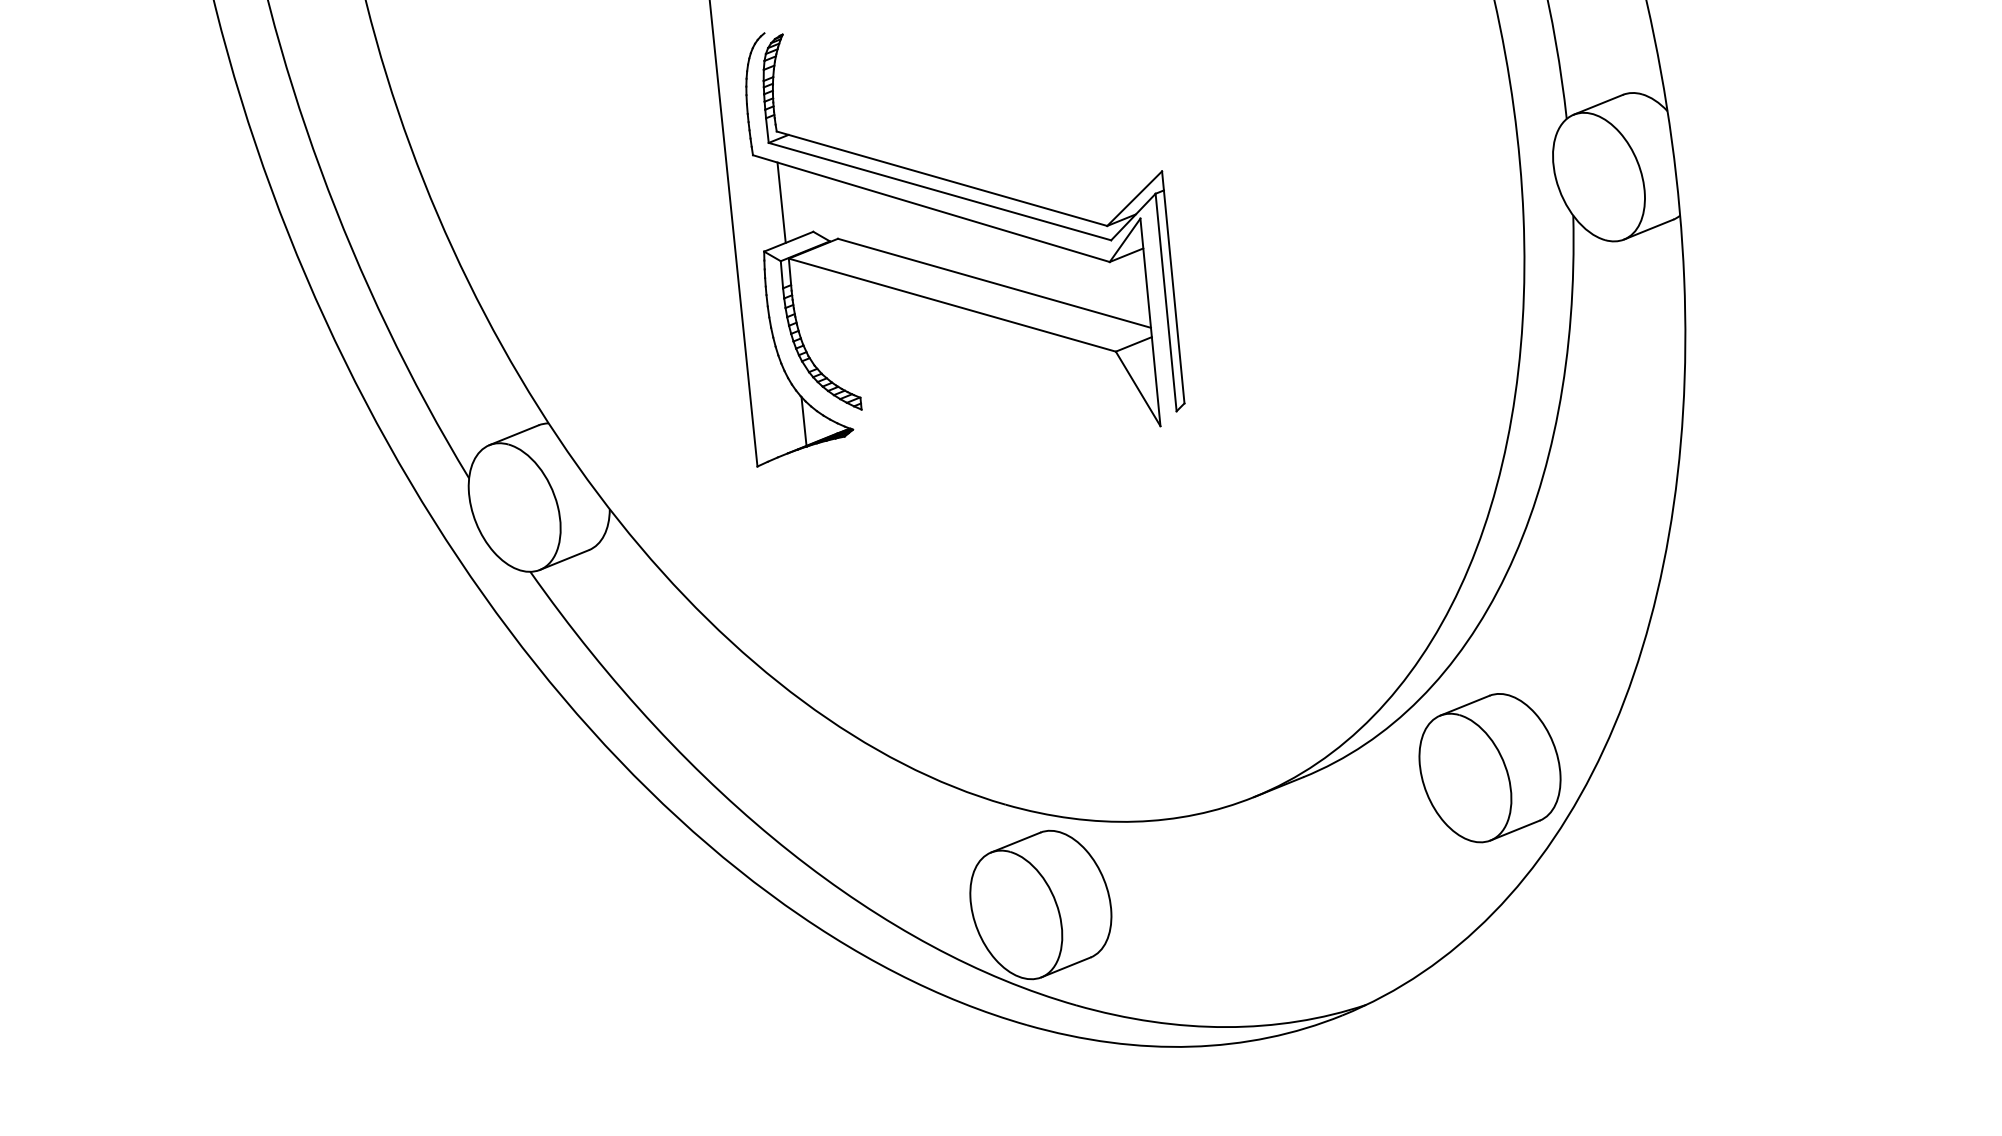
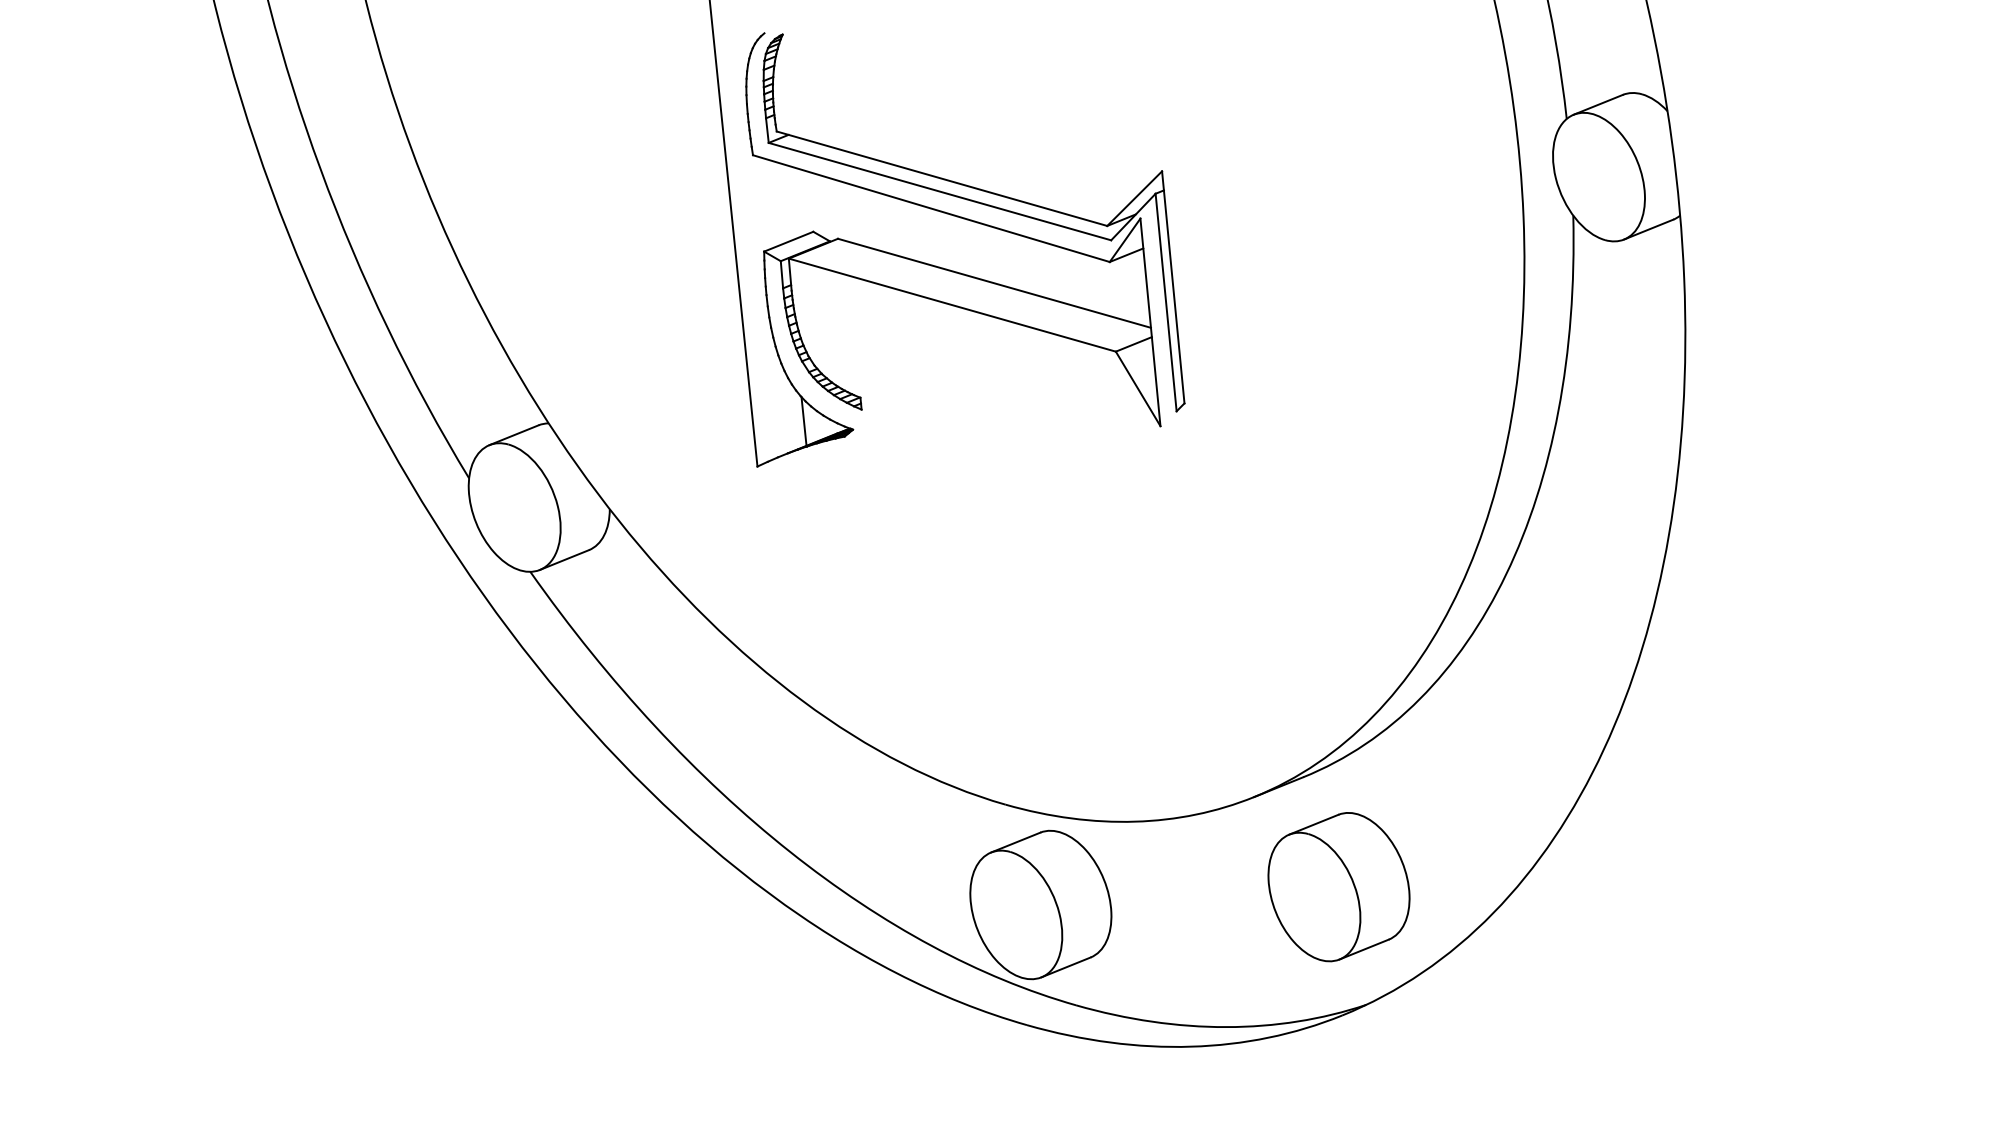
line: present -> none (781, 202)
part position: (1489, 768) -> (1338, 887) (1338, 887)
